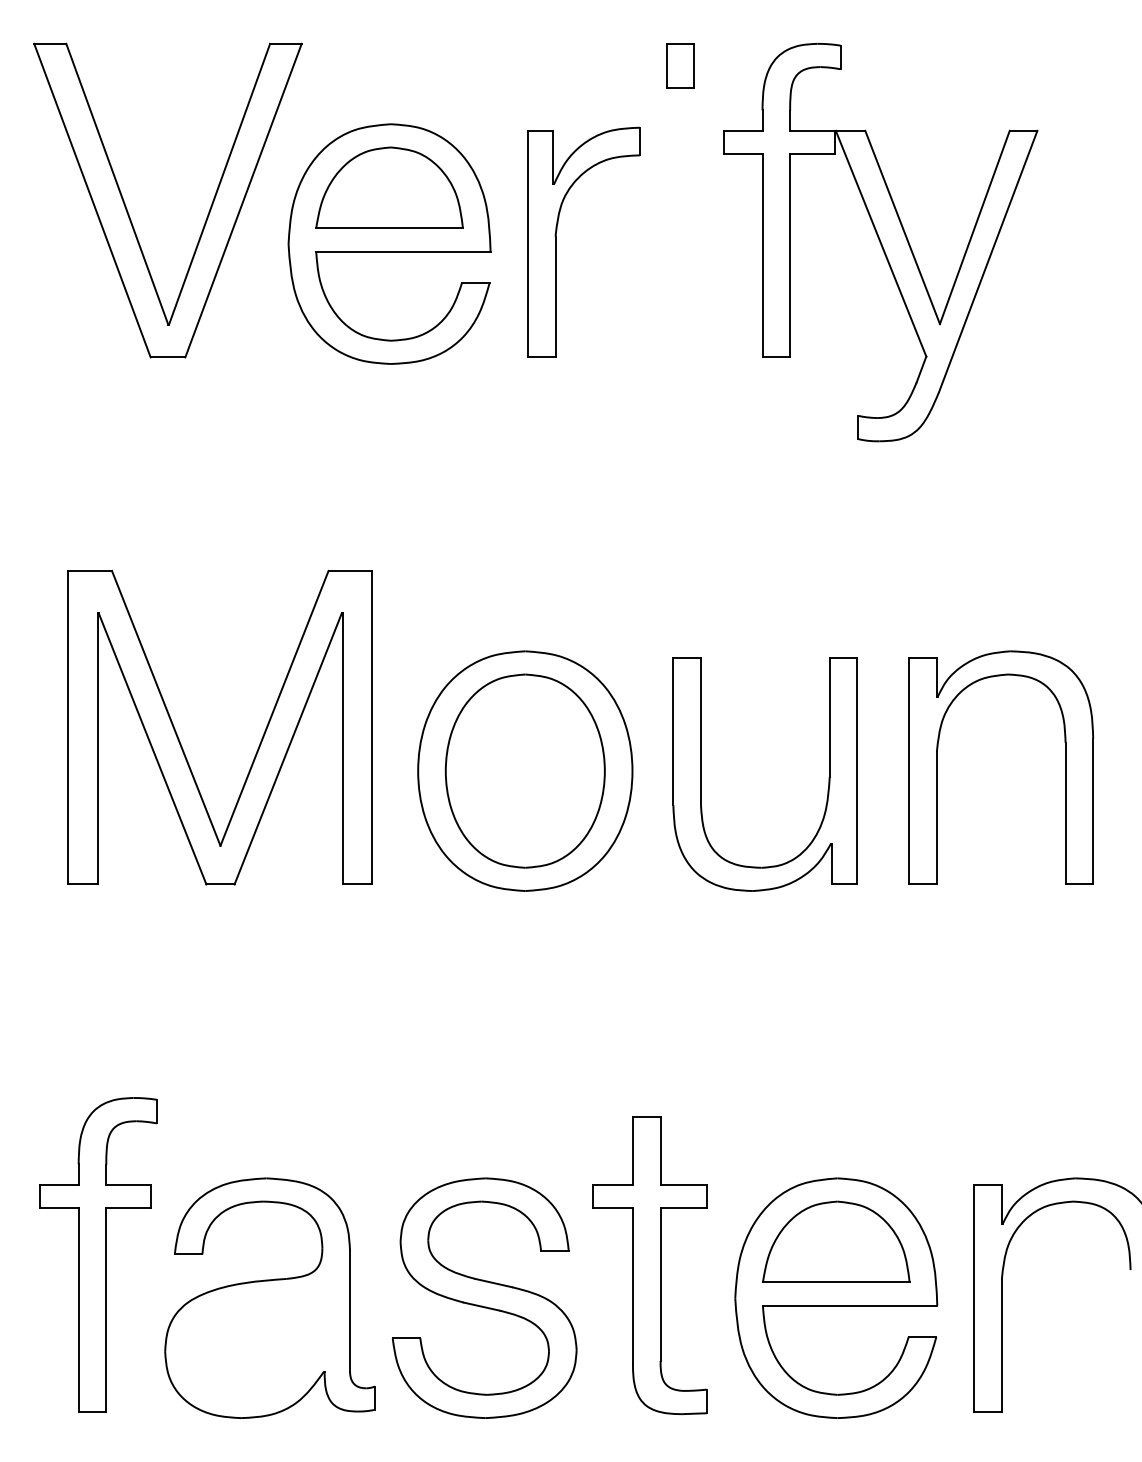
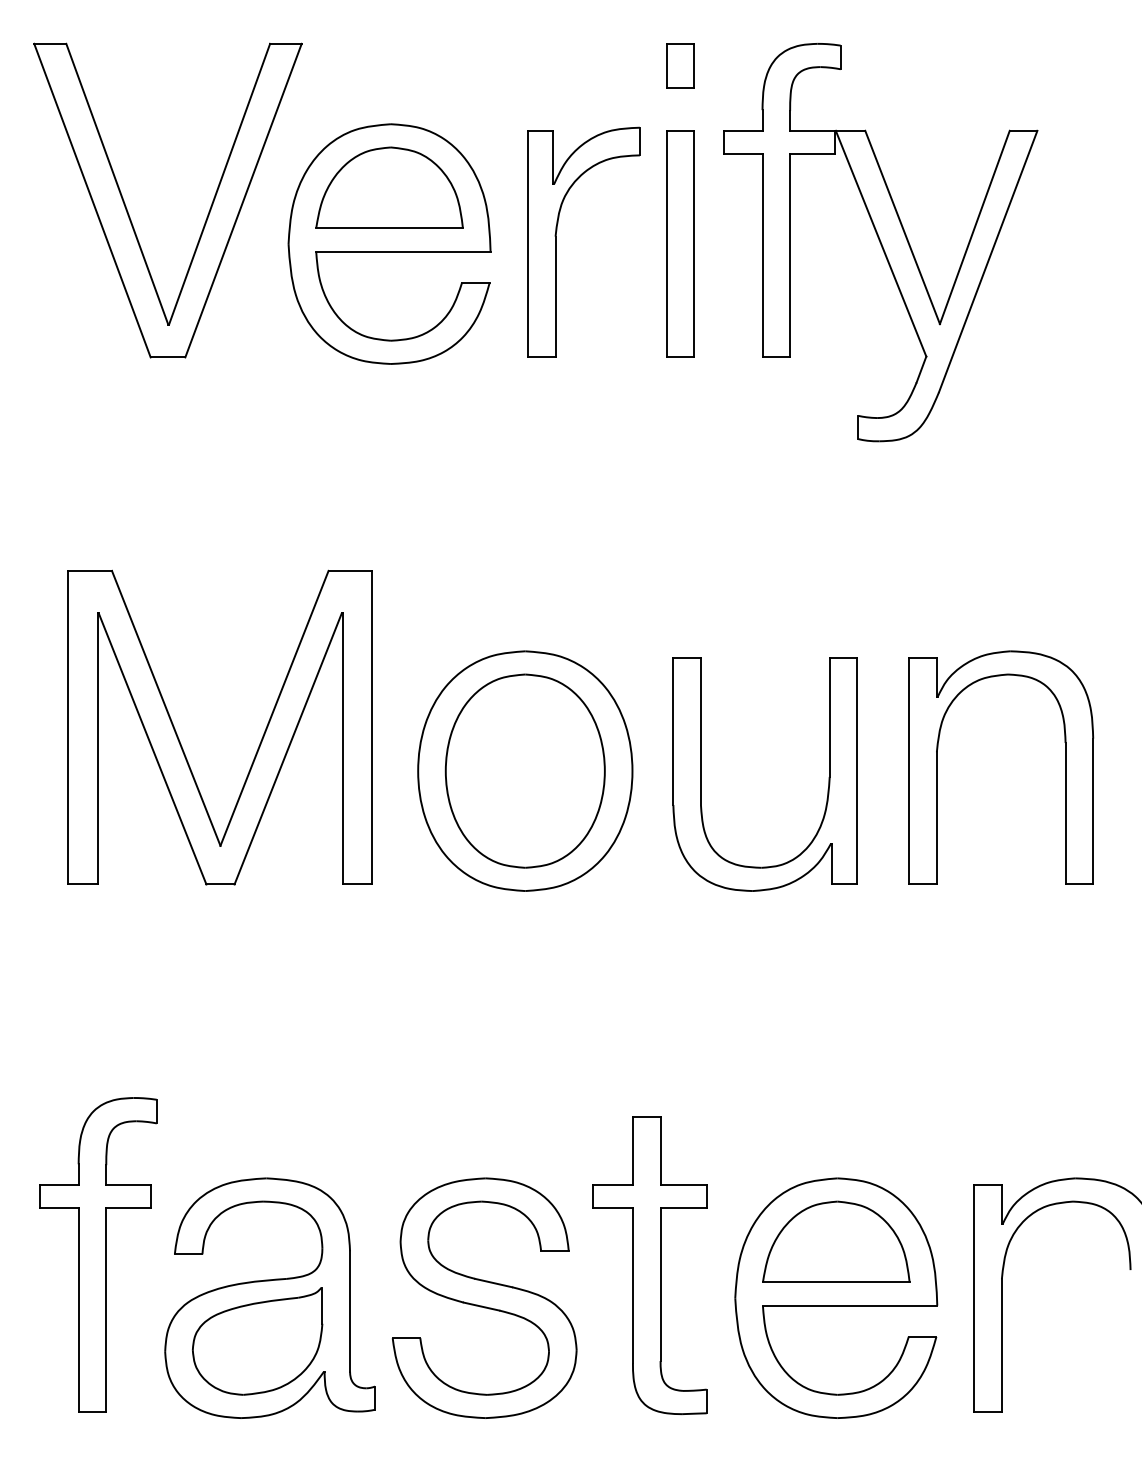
part: none -> present (680, 243)
part: none -> present (257, 1341)
